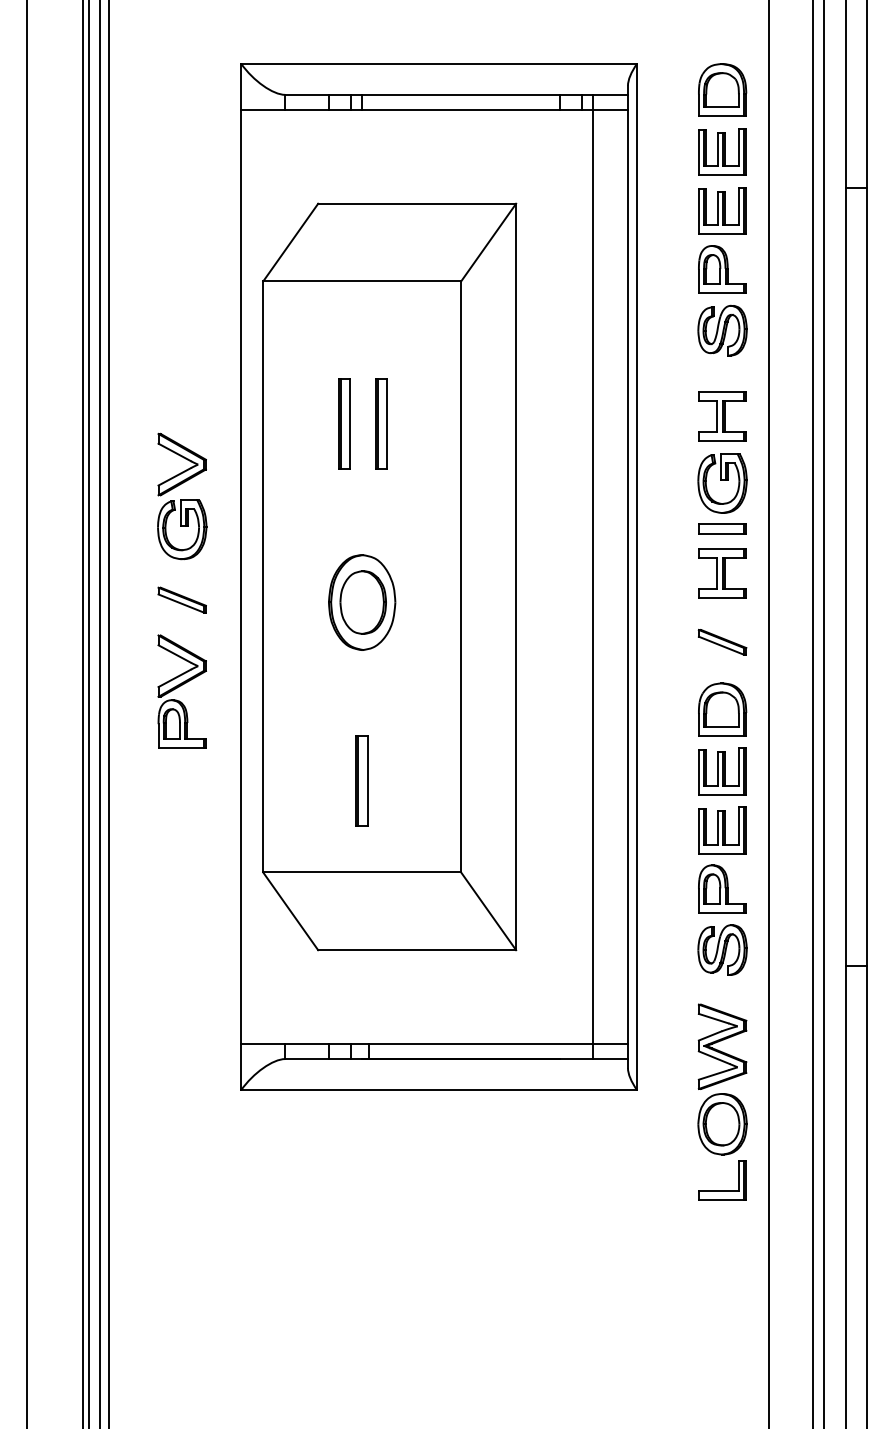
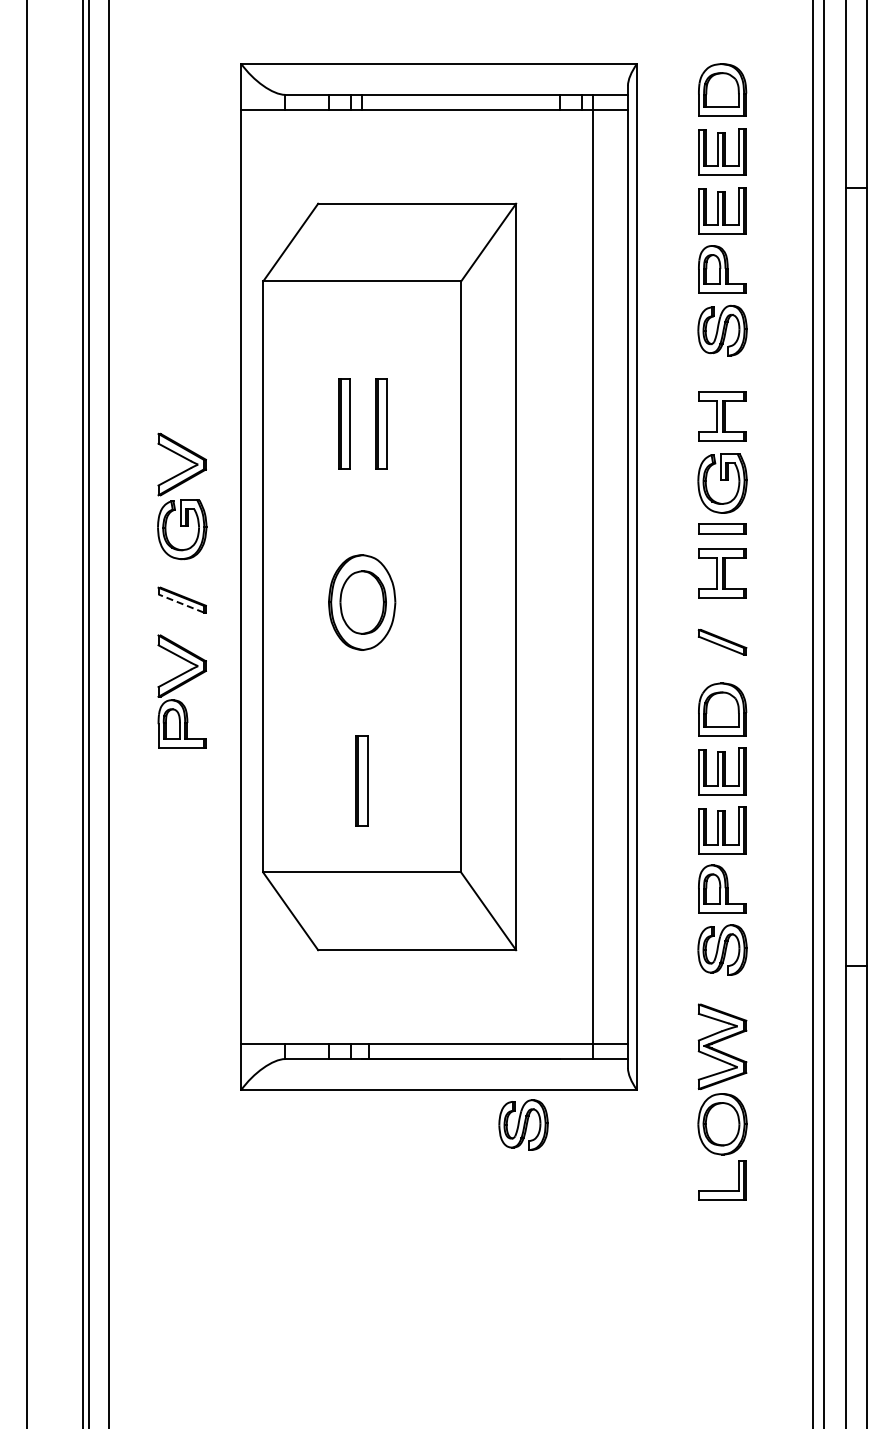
line: solid -> dashed (180, 603)
line: present -> none (100, 713)
line: present -> none (769, 713)
part: none -> present (523, 1124)
